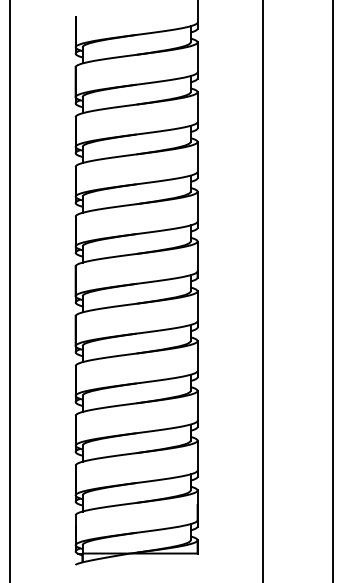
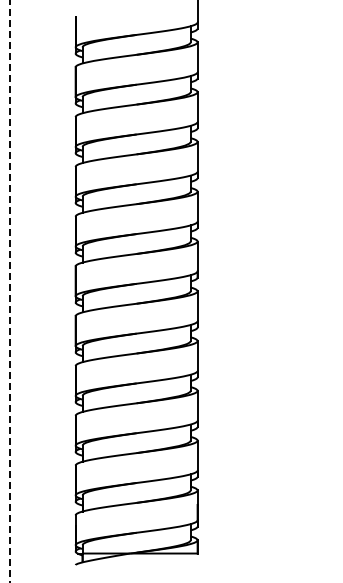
line: present -> none (262, 290)
line: present -> none (332, 290)
line: solid -> dashed (10, 291)
